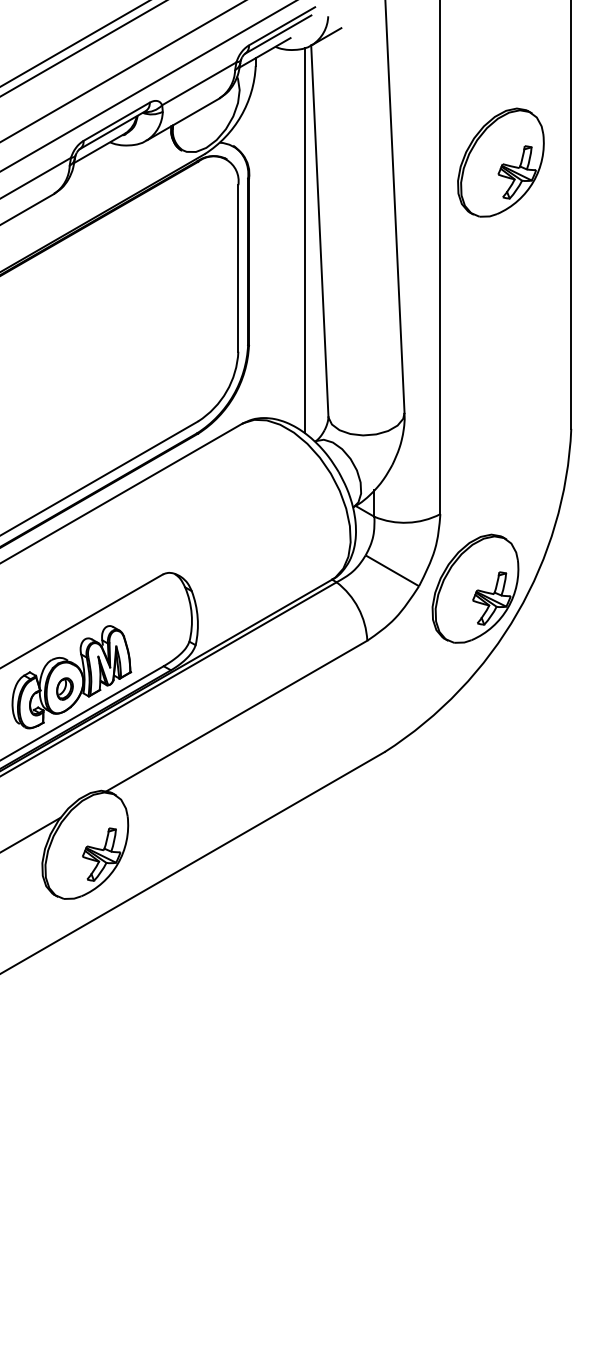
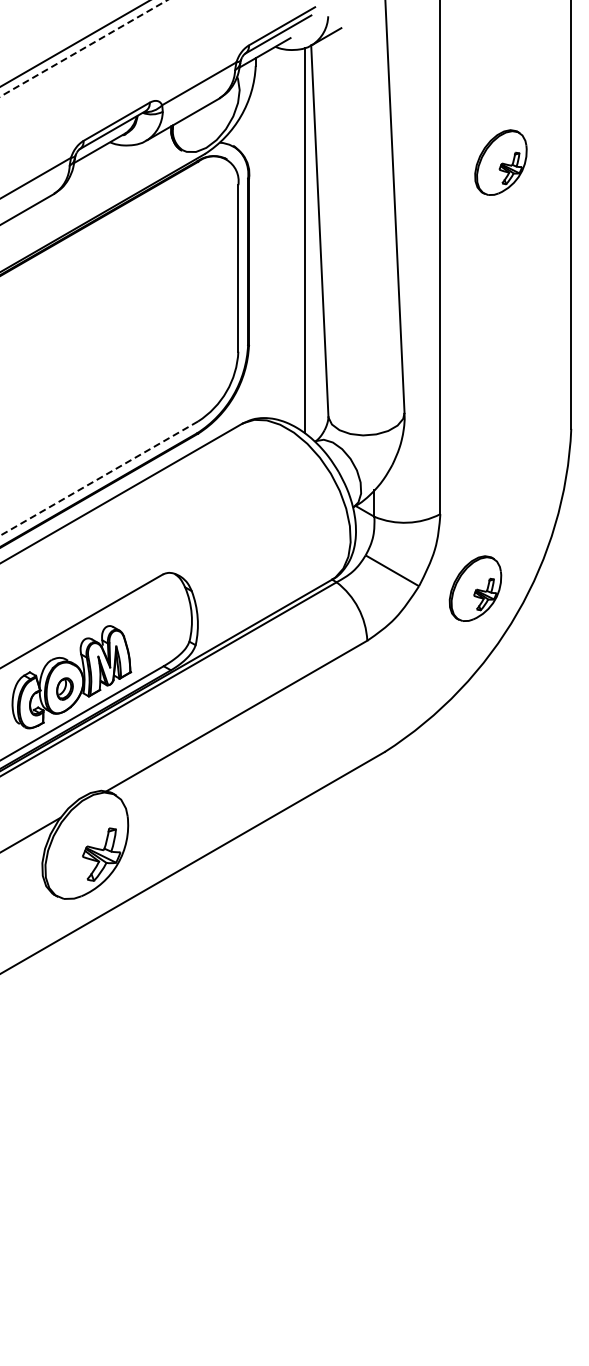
line: solid -> dashed (83, 48)
line: present -> none (122, 71)
line: present -> none (147, 86)
part size: 88x111 px -> 54x67 px (500, 162)
line: solid -> dashed (99, 478)
part size: 89x111 px -> 55x67 px (475, 588)
